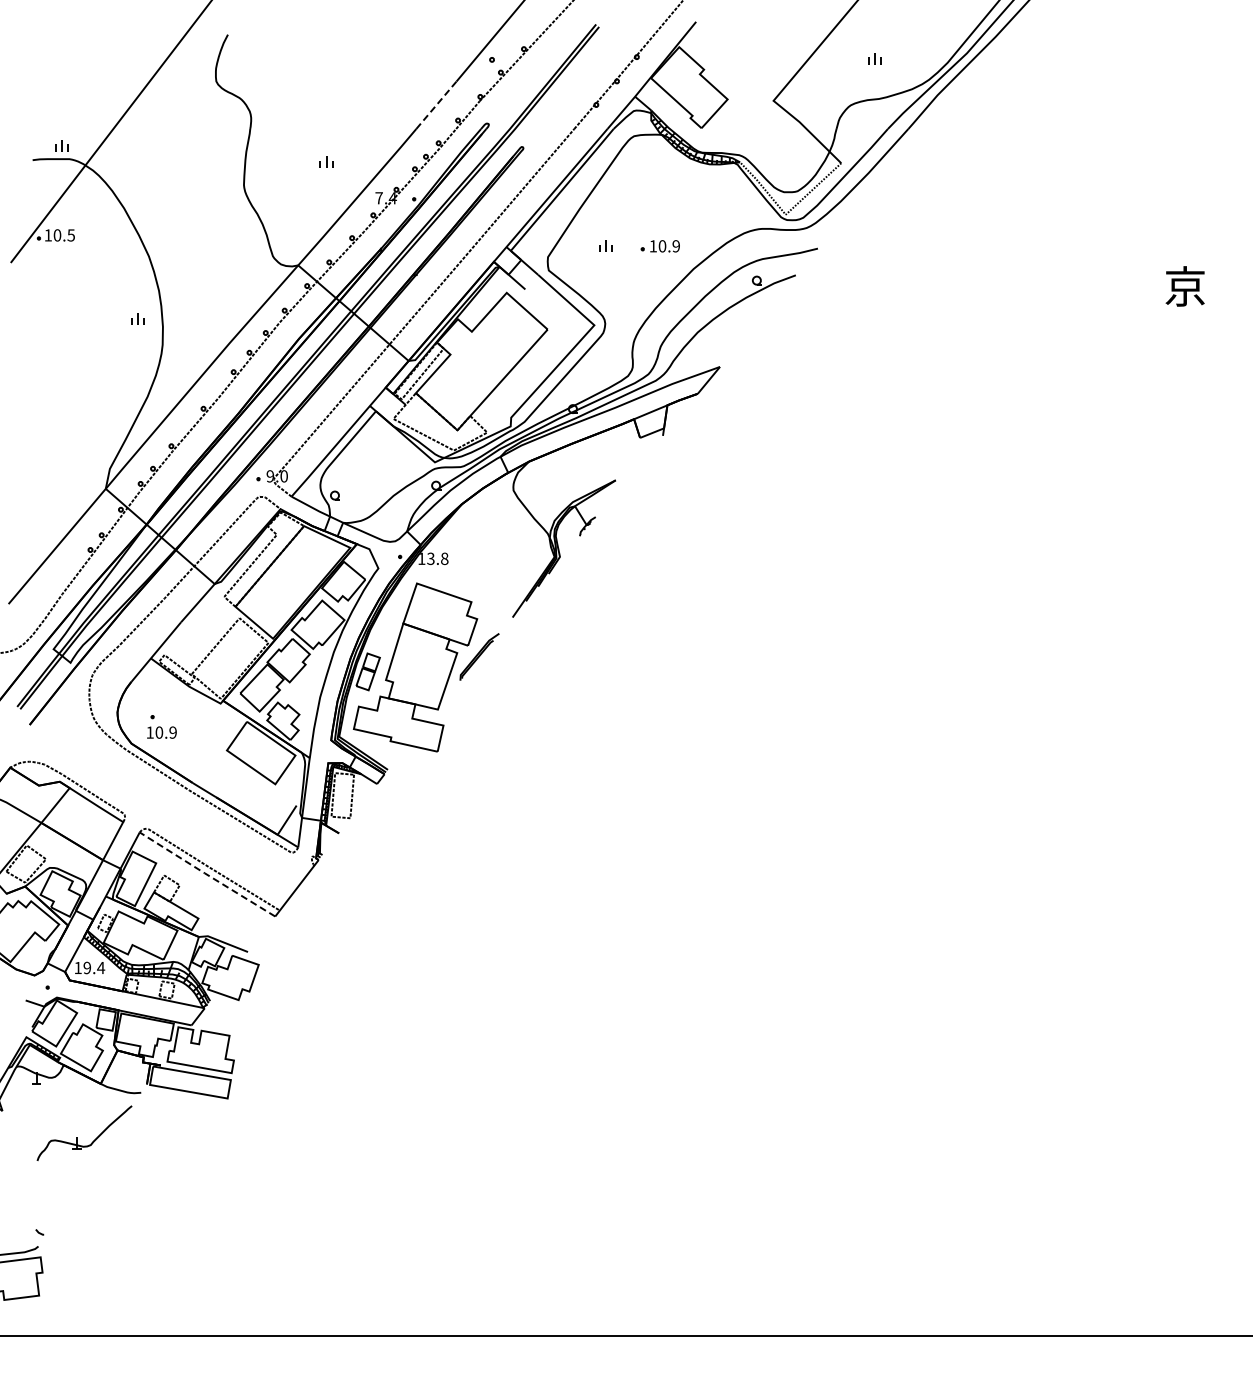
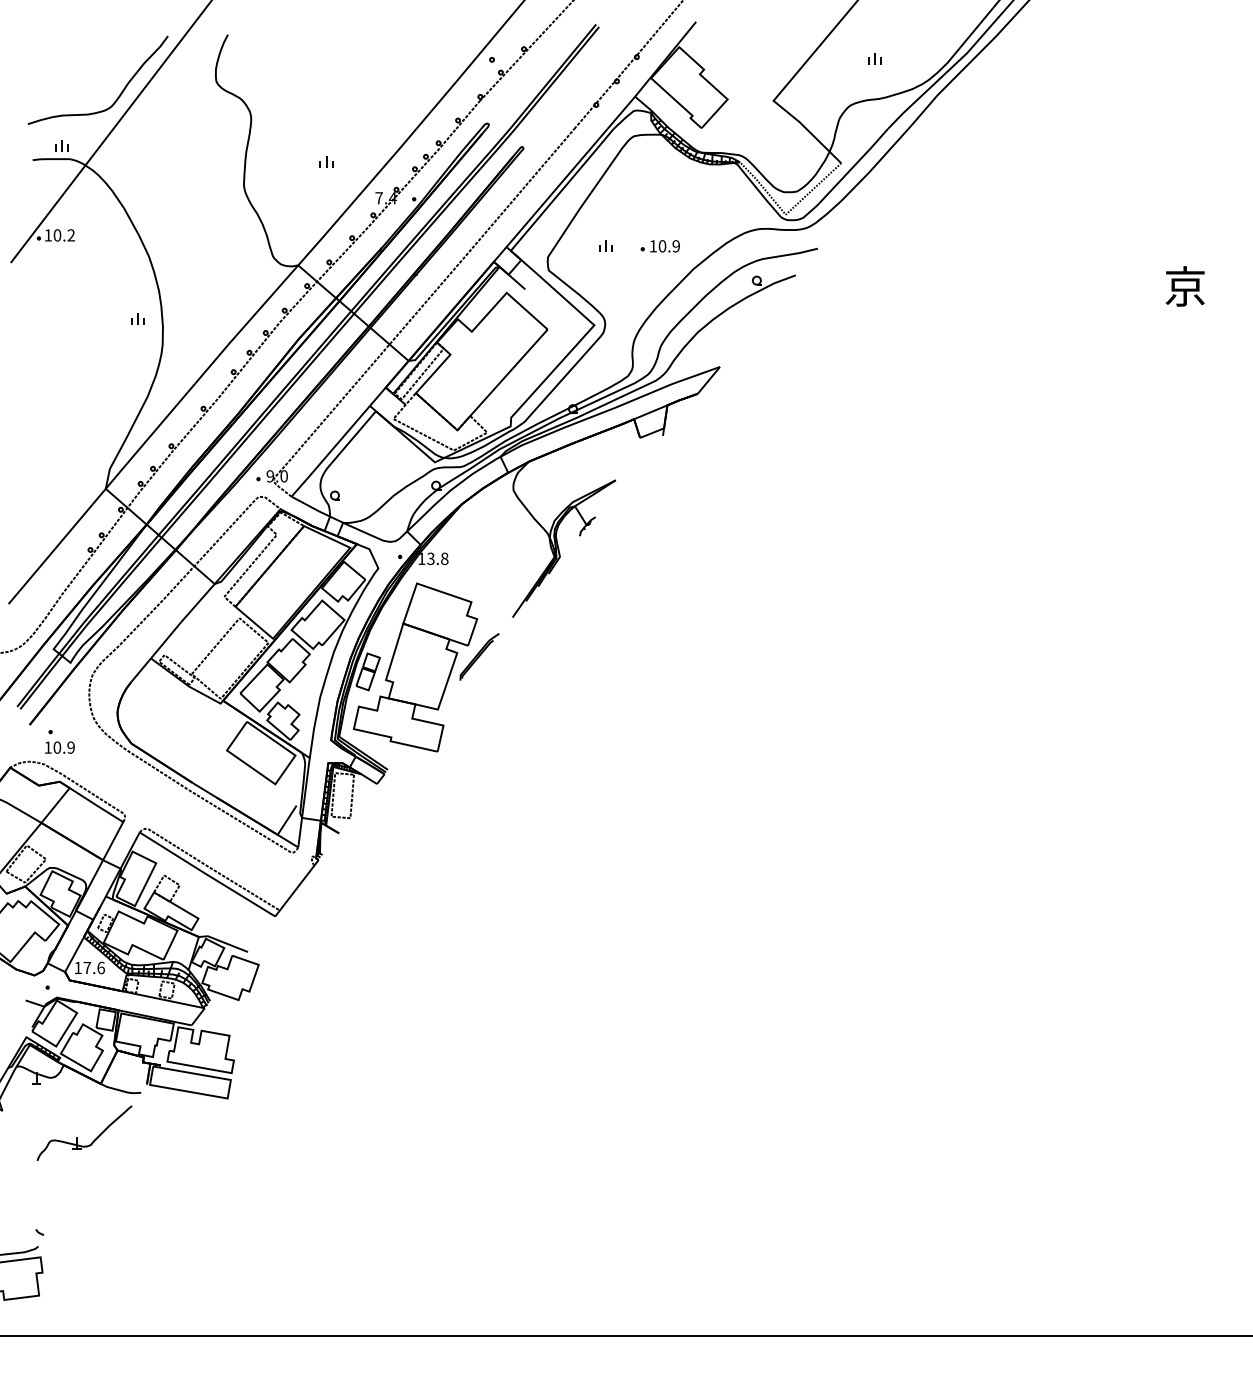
curve: none -> present (119, 94)
line: dashed -> solid (436, 104)
text: 10.5 -> 10.2 (70, 235)
part position: (161, 726) -> (59, 741) (59, 741)
line: dashed -> solid (206, 874)
text: 19.4 -> 17.6 (94, 967)
